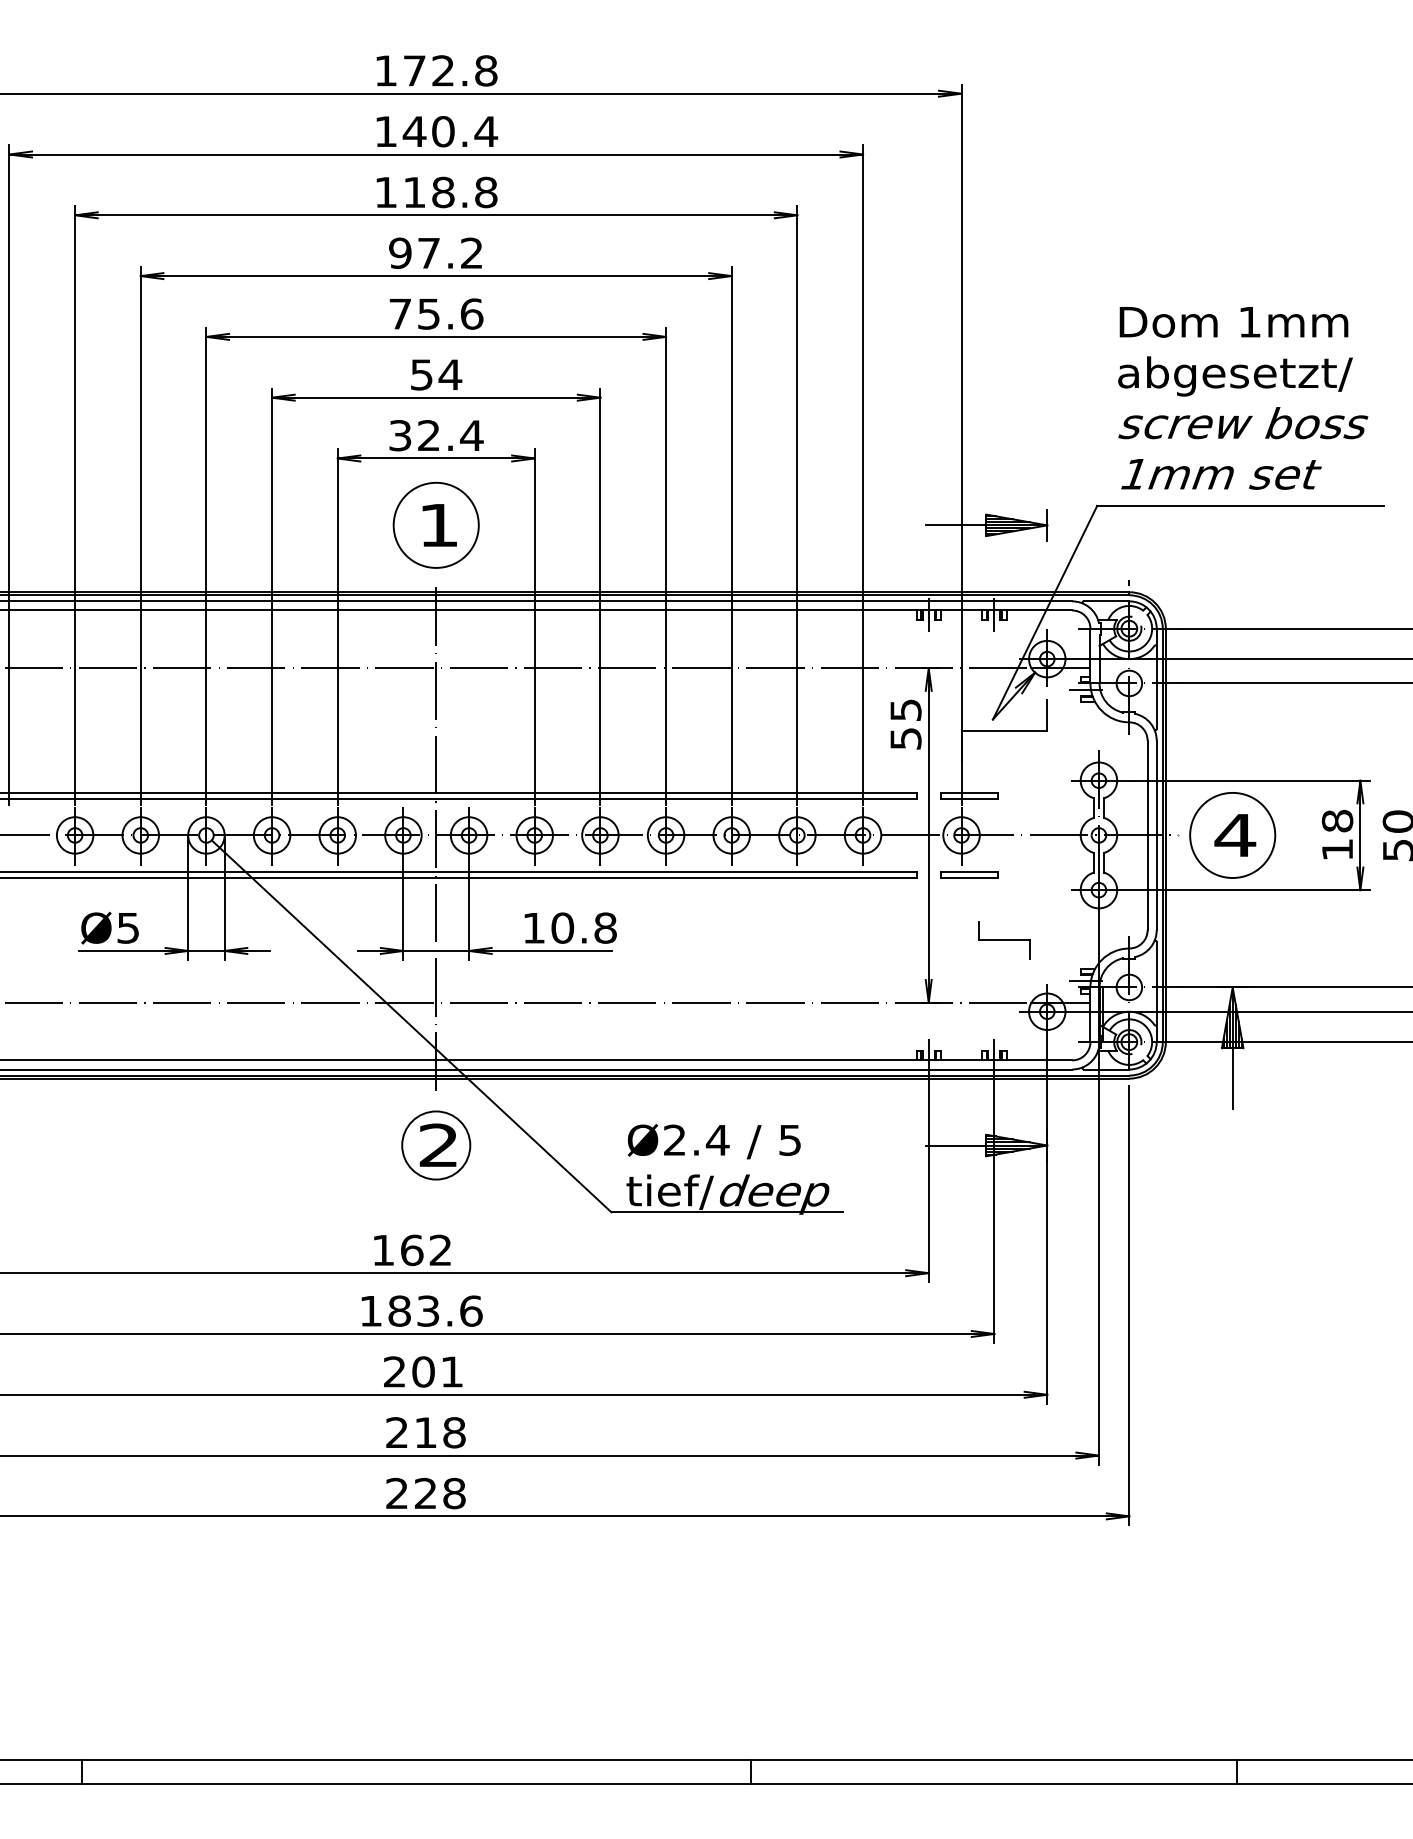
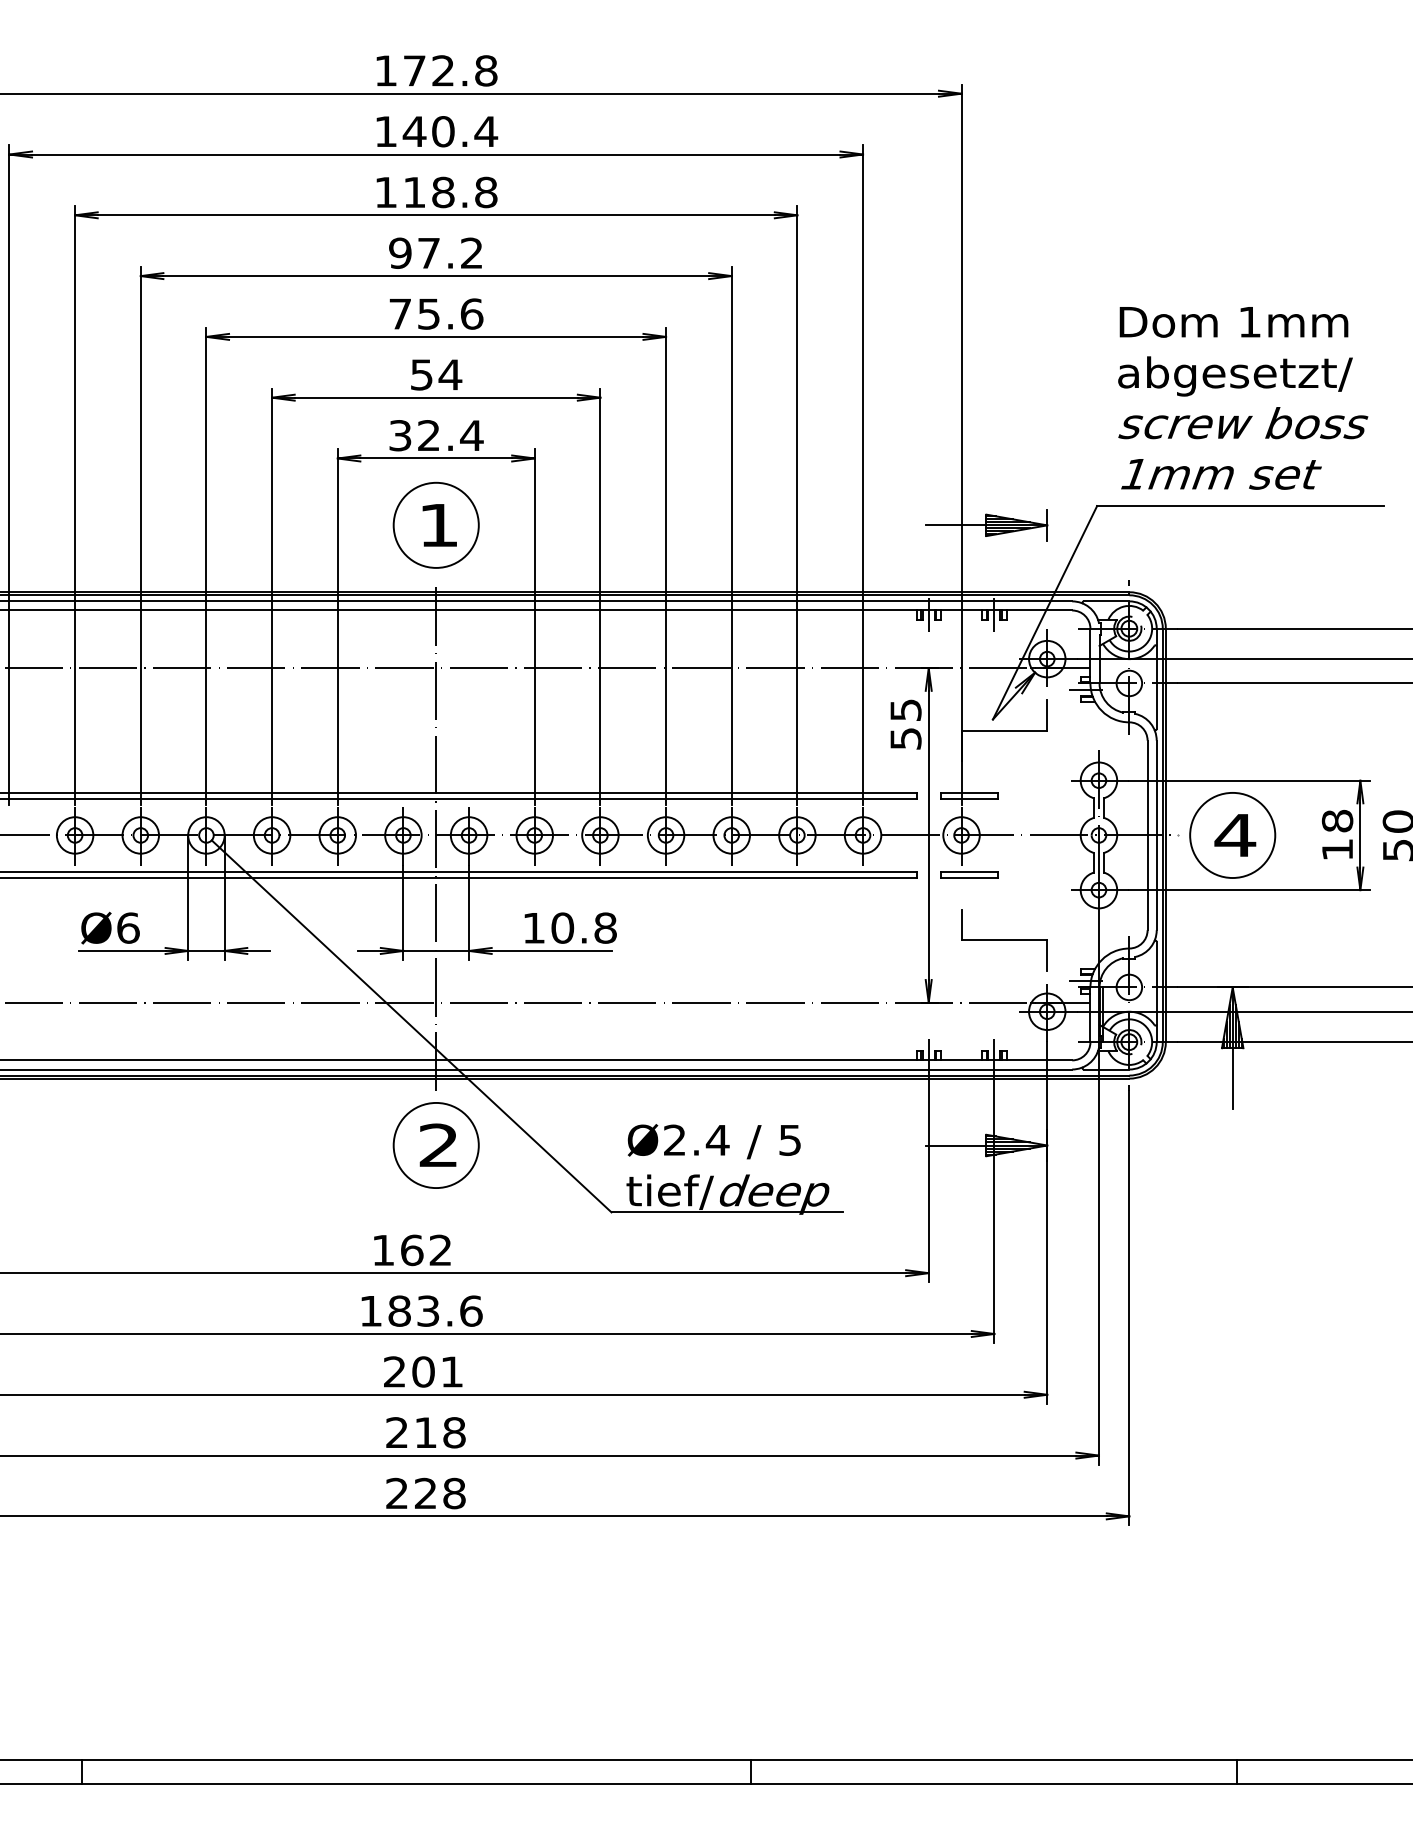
text: Ø5 -> Ø6 (128, 927)
part size: 53x39 px -> 87x63 px (1004, 940)
circle diameter: 68 px -> 85 px (435, 1145)
